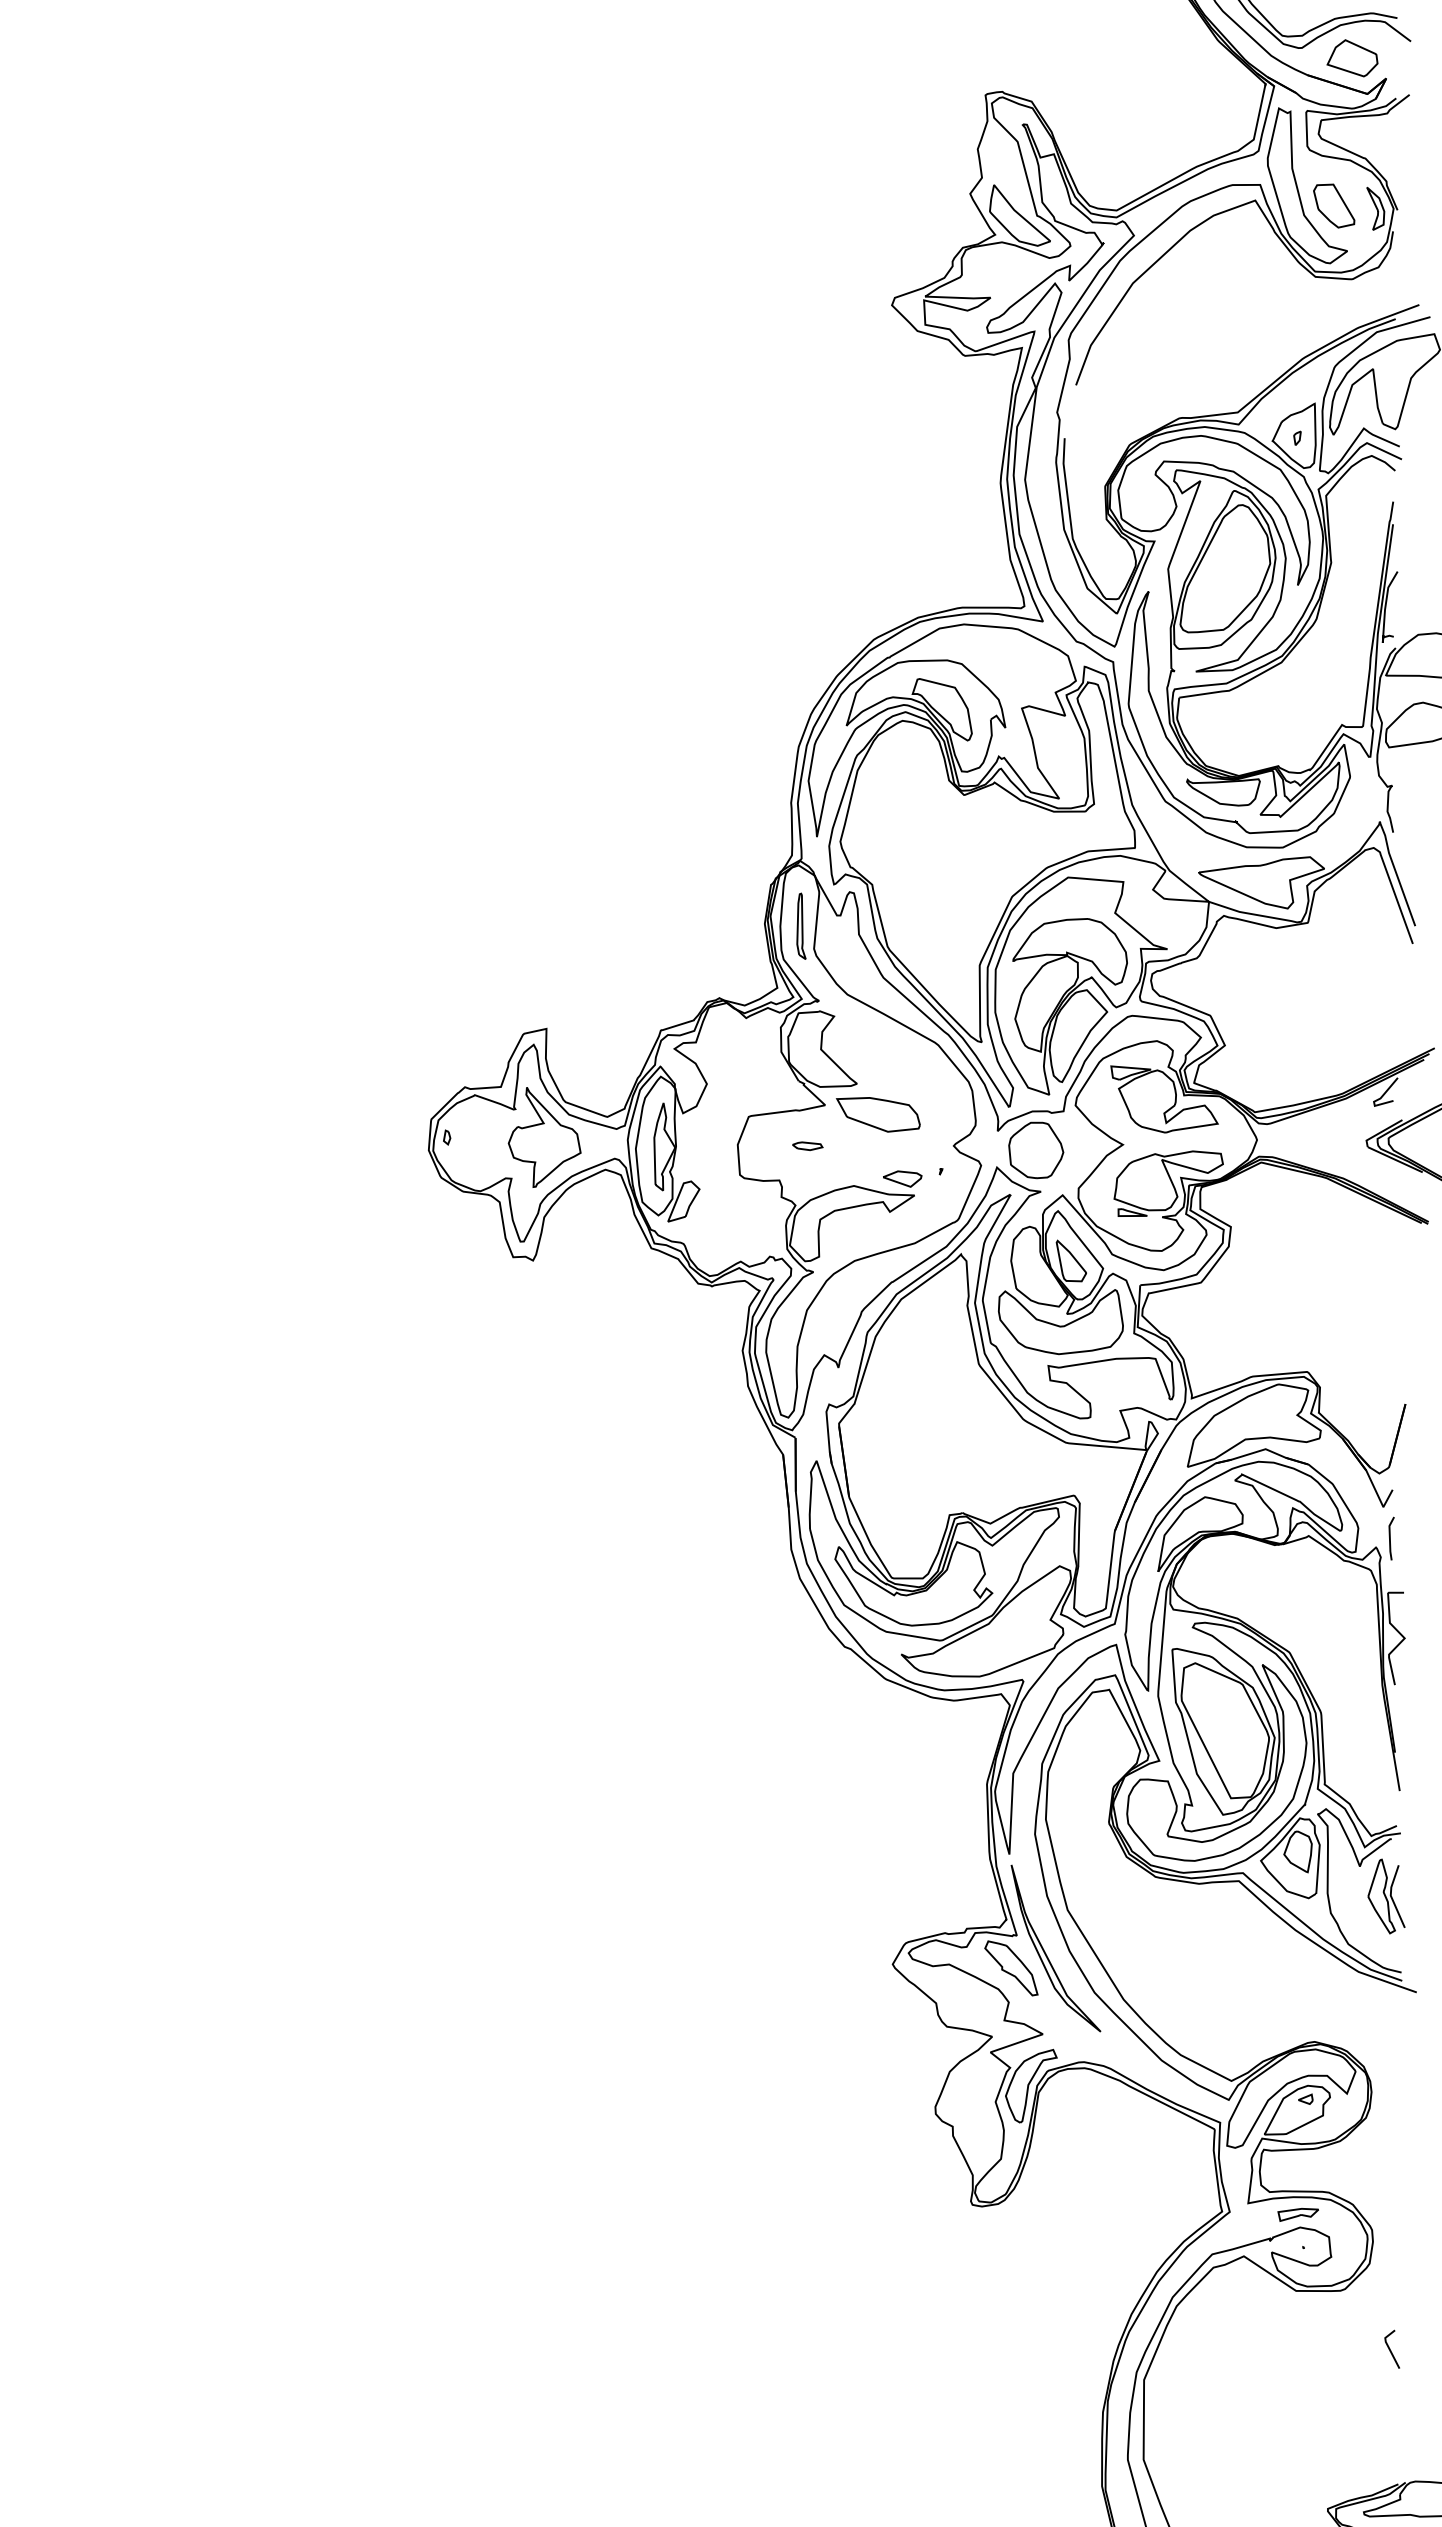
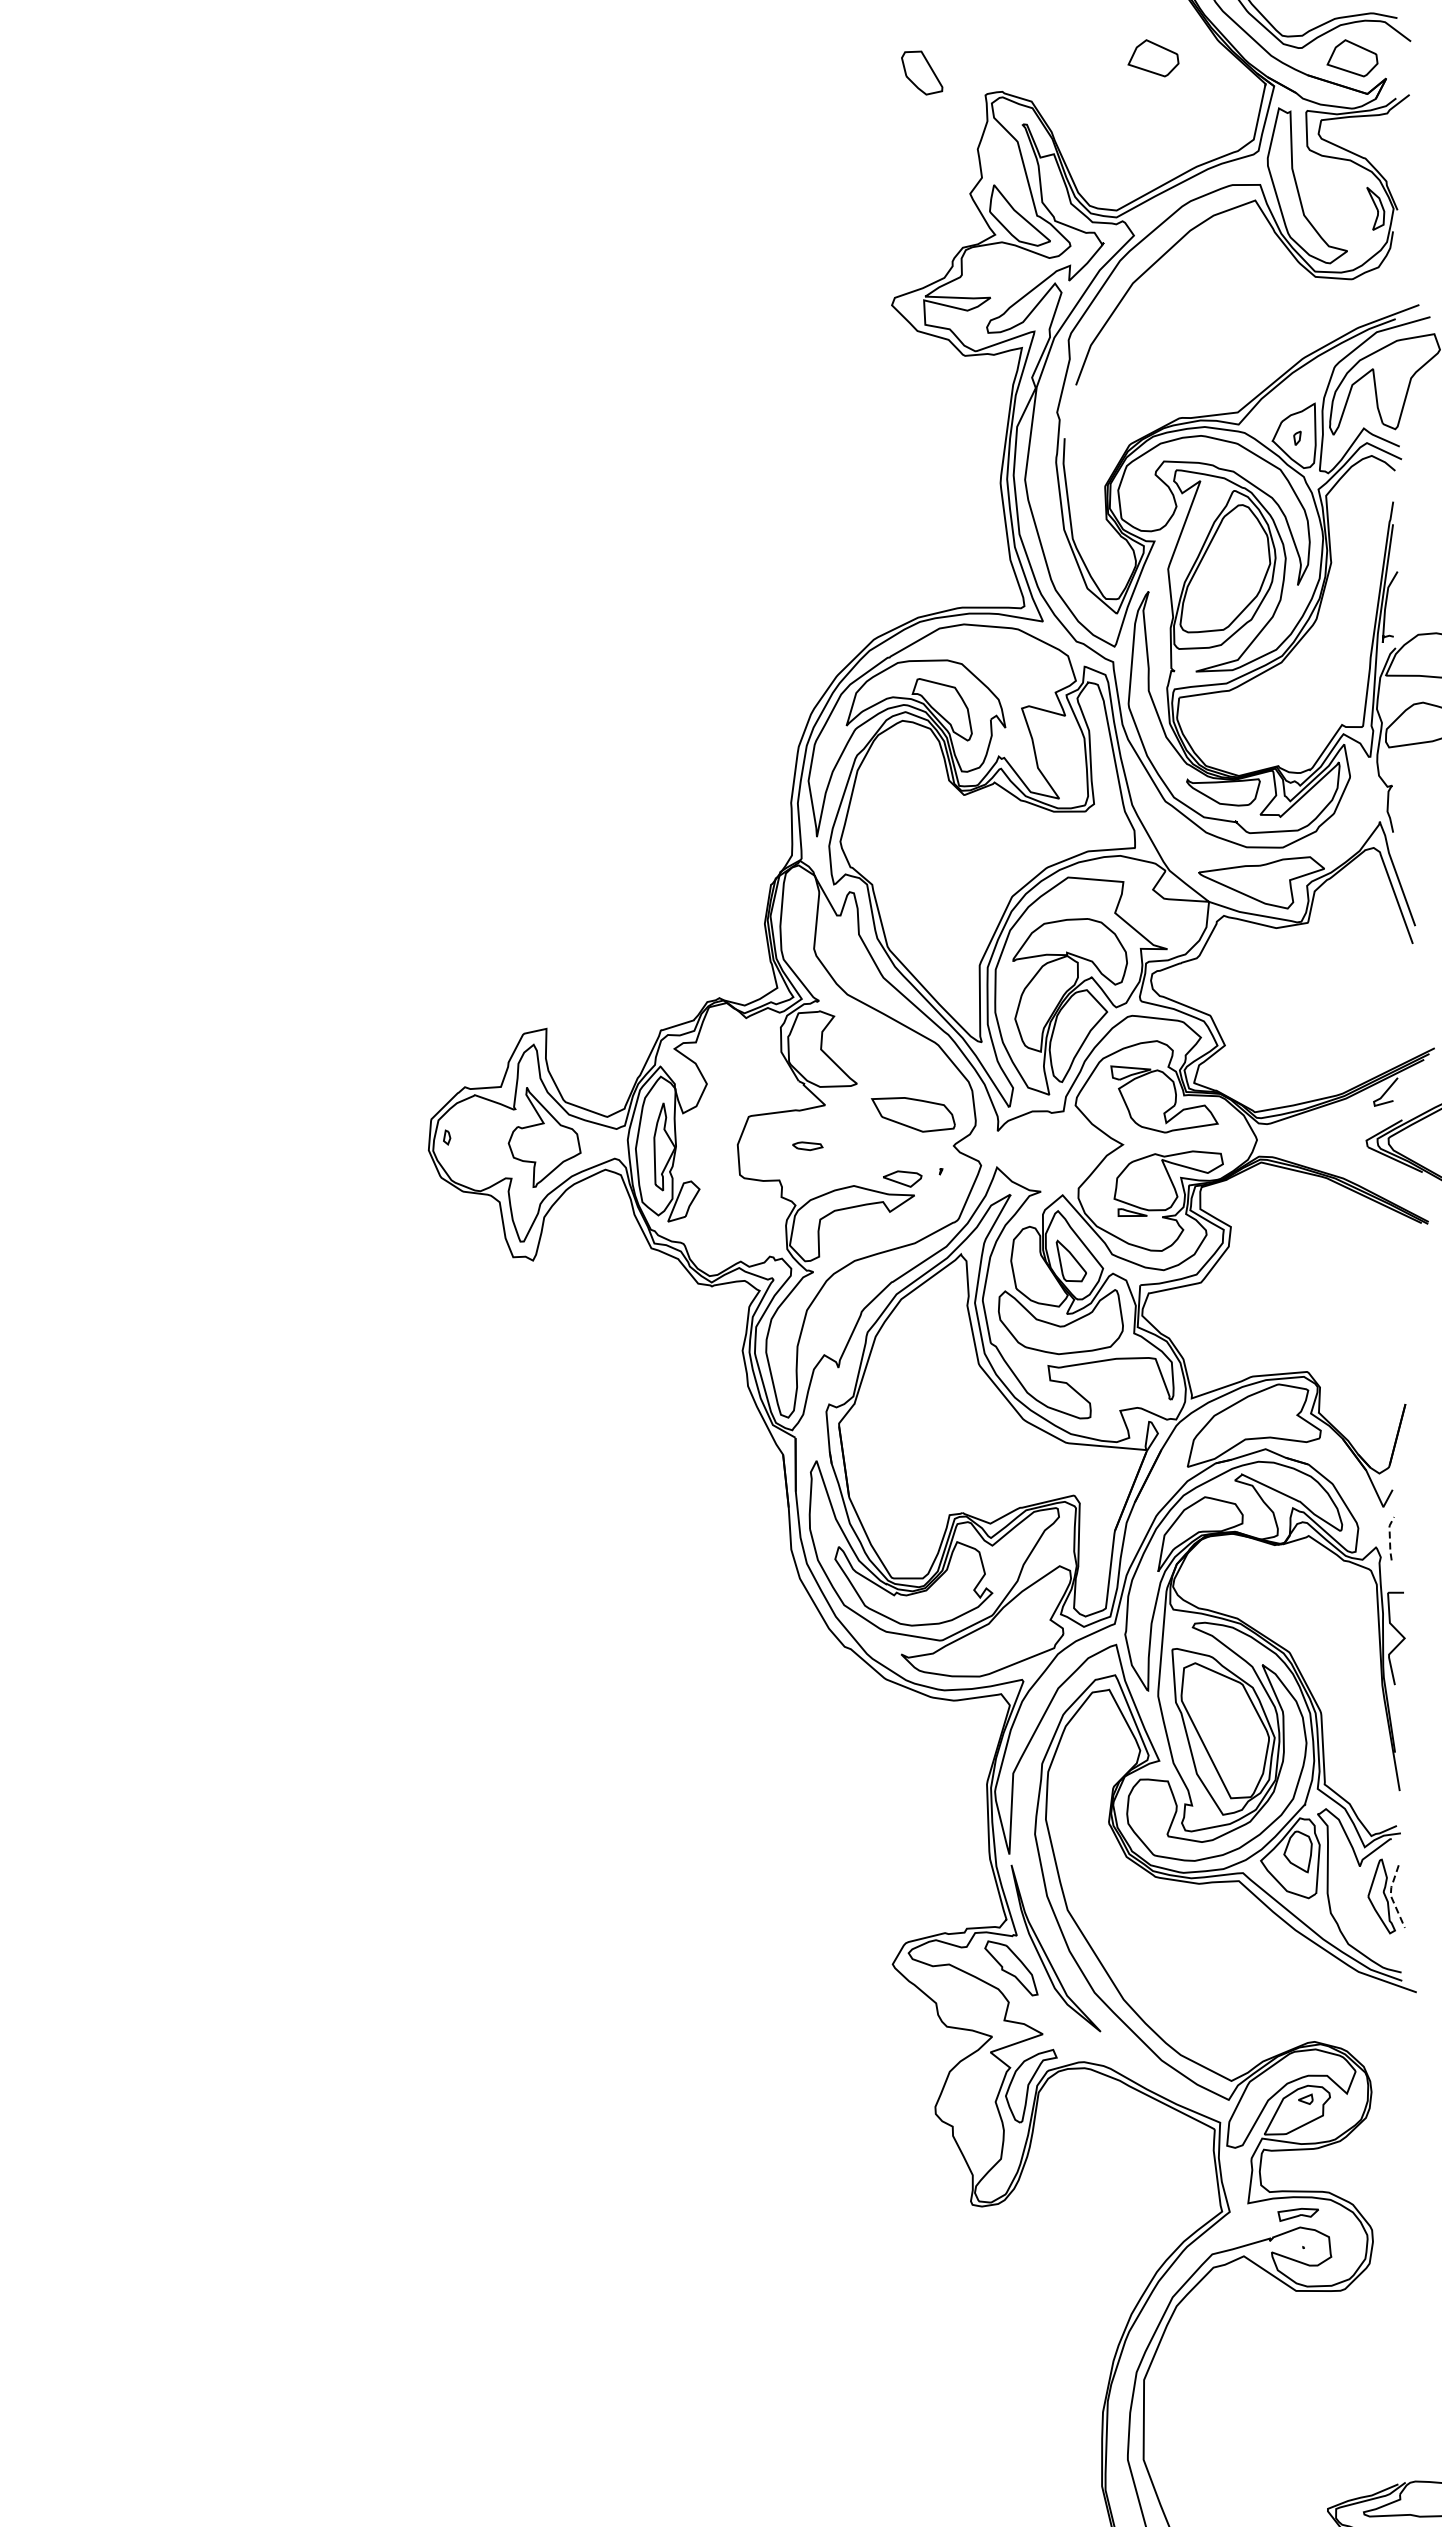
part: none -> present (1153, 58)
part position: (1334, 205) -> (922, 72) (922, 72)
part: present -> none (801, 925)
part position: (878, 1114) -> (913, 1114) (913, 1114)
part: present -> none (1036, 1150)
line: solid -> dashed (1389, 1537)
line: solid -> dashed (1391, 1896)
line: present -> none (1390, 2348)
